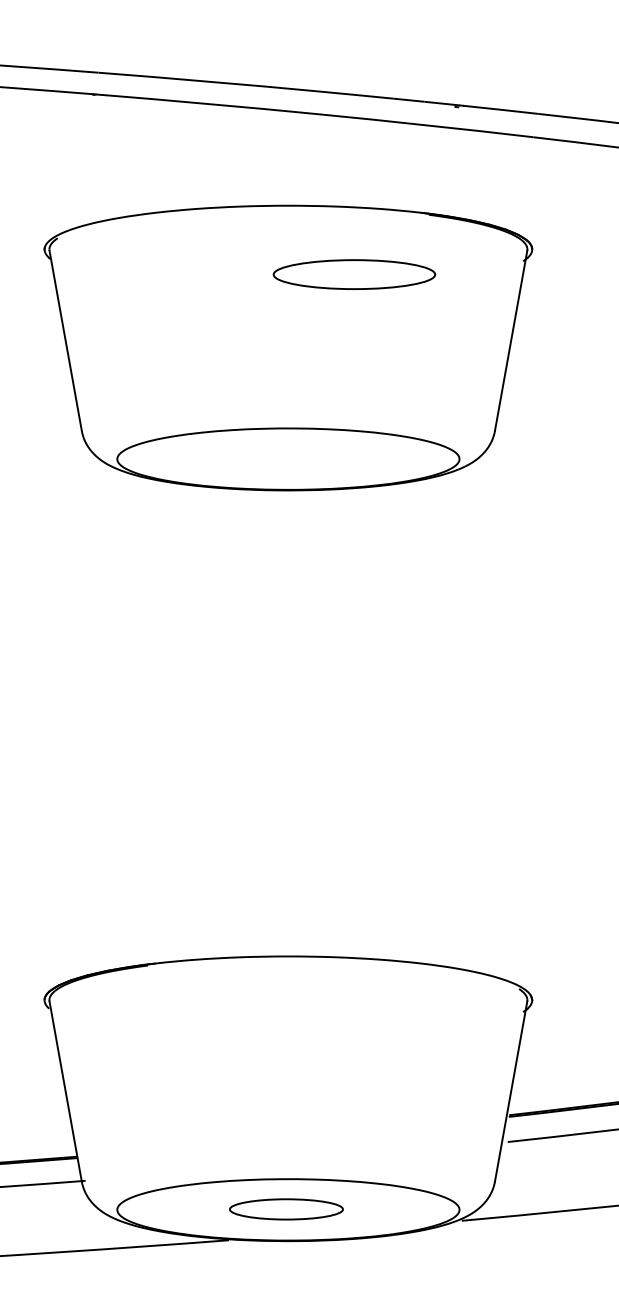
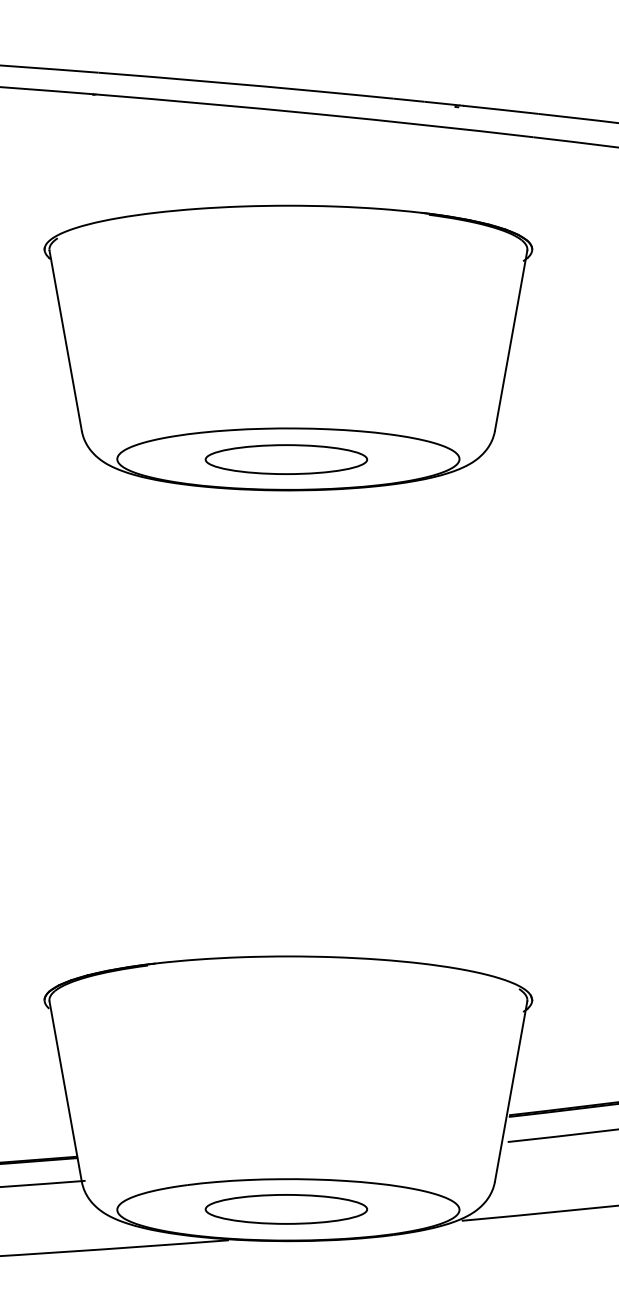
part position: (354, 274) -> (286, 459) (286, 459)
part size: 115x23 px -> 165x31 px (286, 1209)
